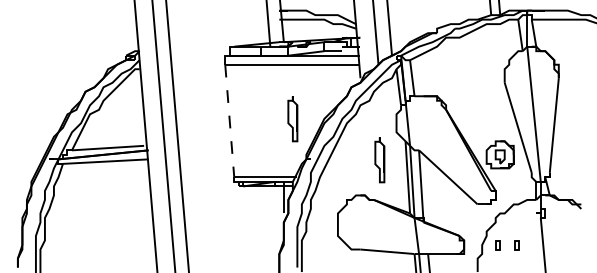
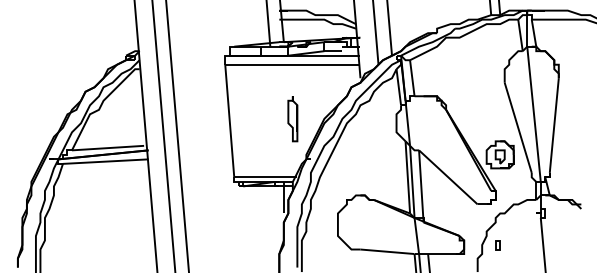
line: dashed -> solid (229, 121)
part: present -> none (379, 160)
part: present -> none (516, 245)
